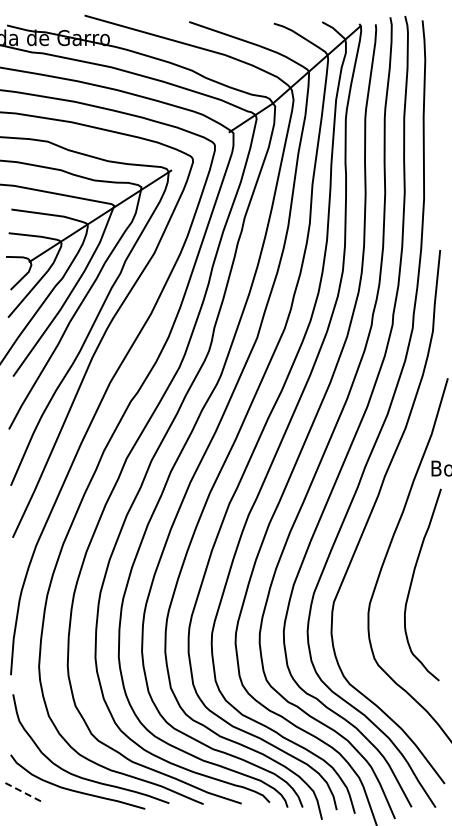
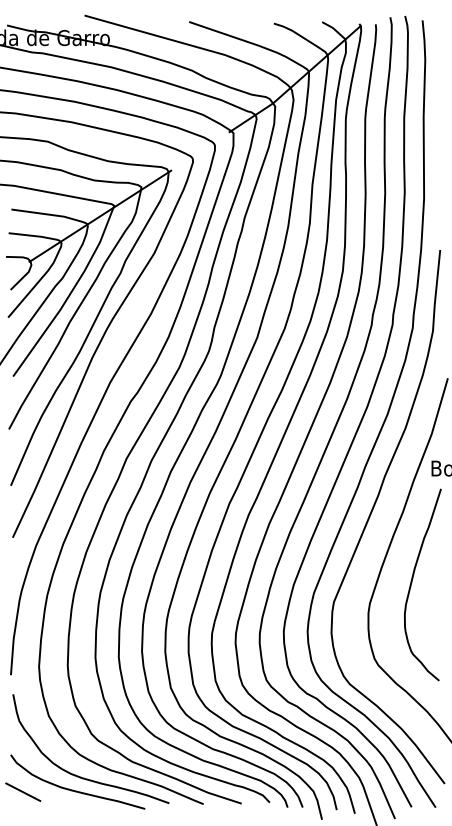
line: dashed -> solid (23, 792)
